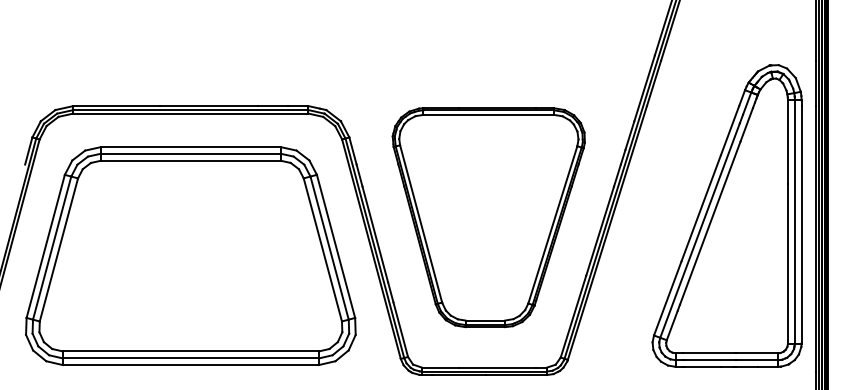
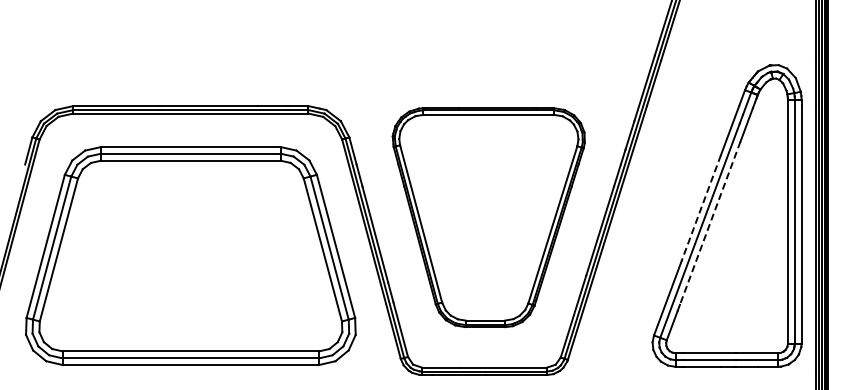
line: solid -> dashed (701, 208)
line: solid -> dashed (710, 223)
